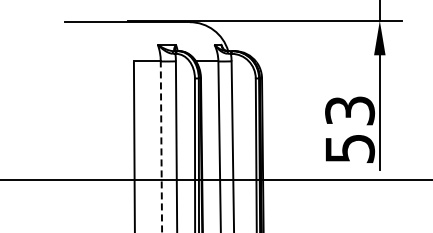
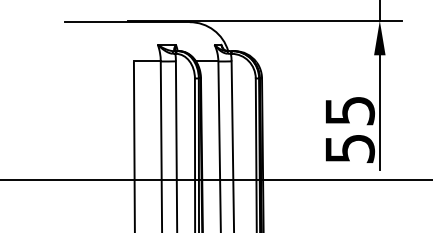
text: 53 -> 55 (349, 110)
line: dashed -> solid (161, 146)
